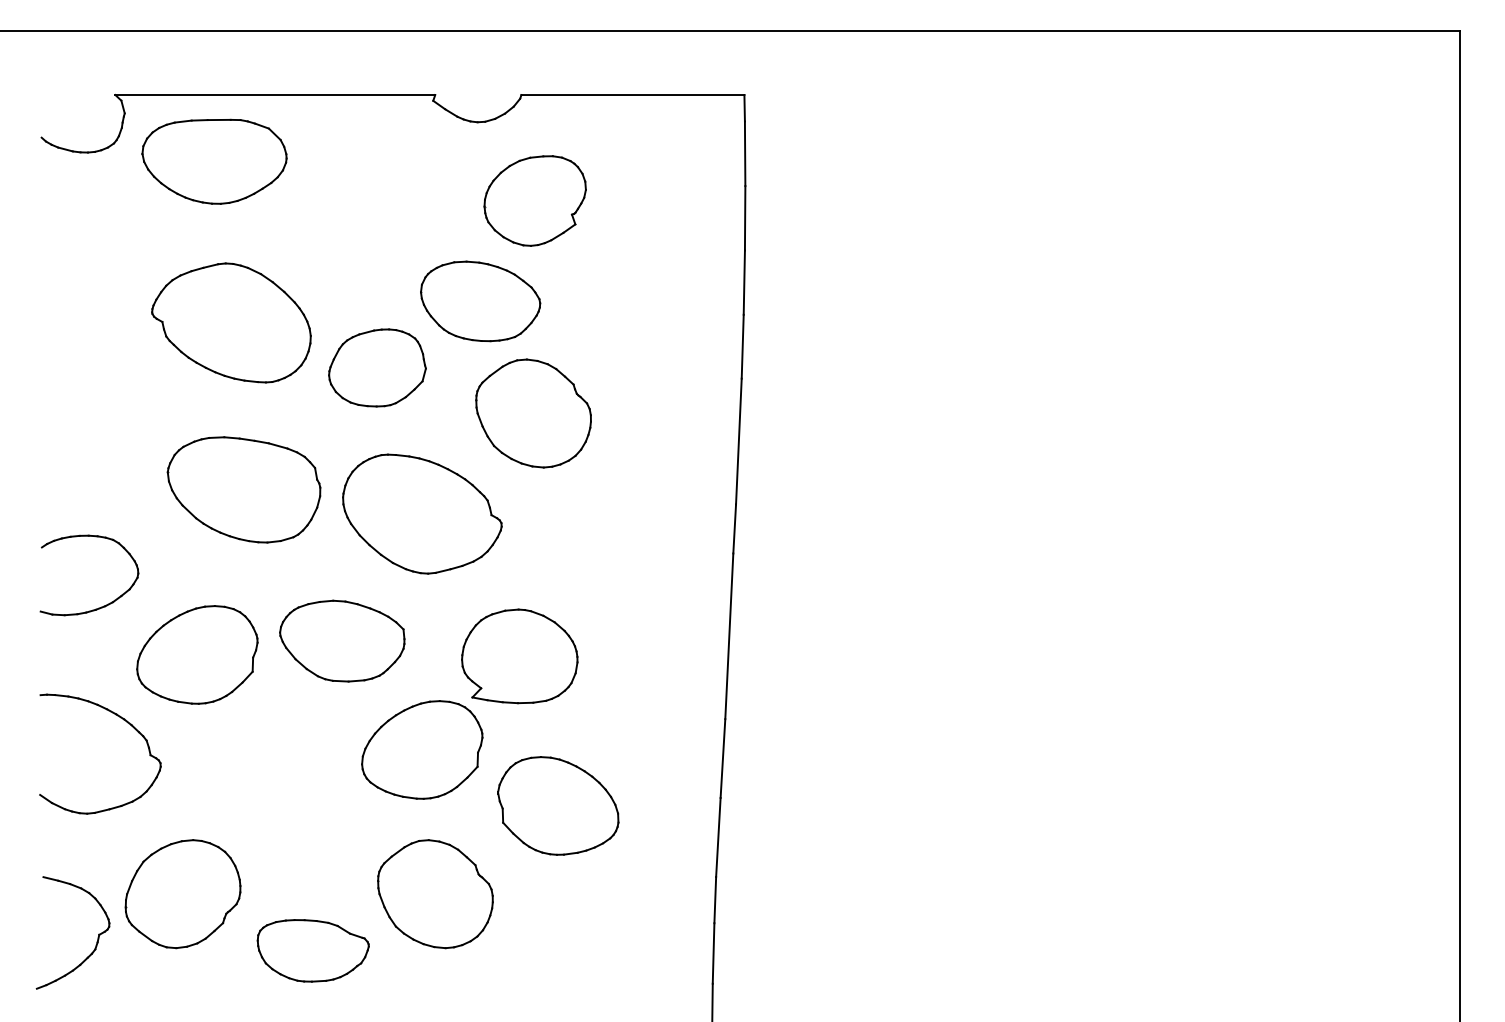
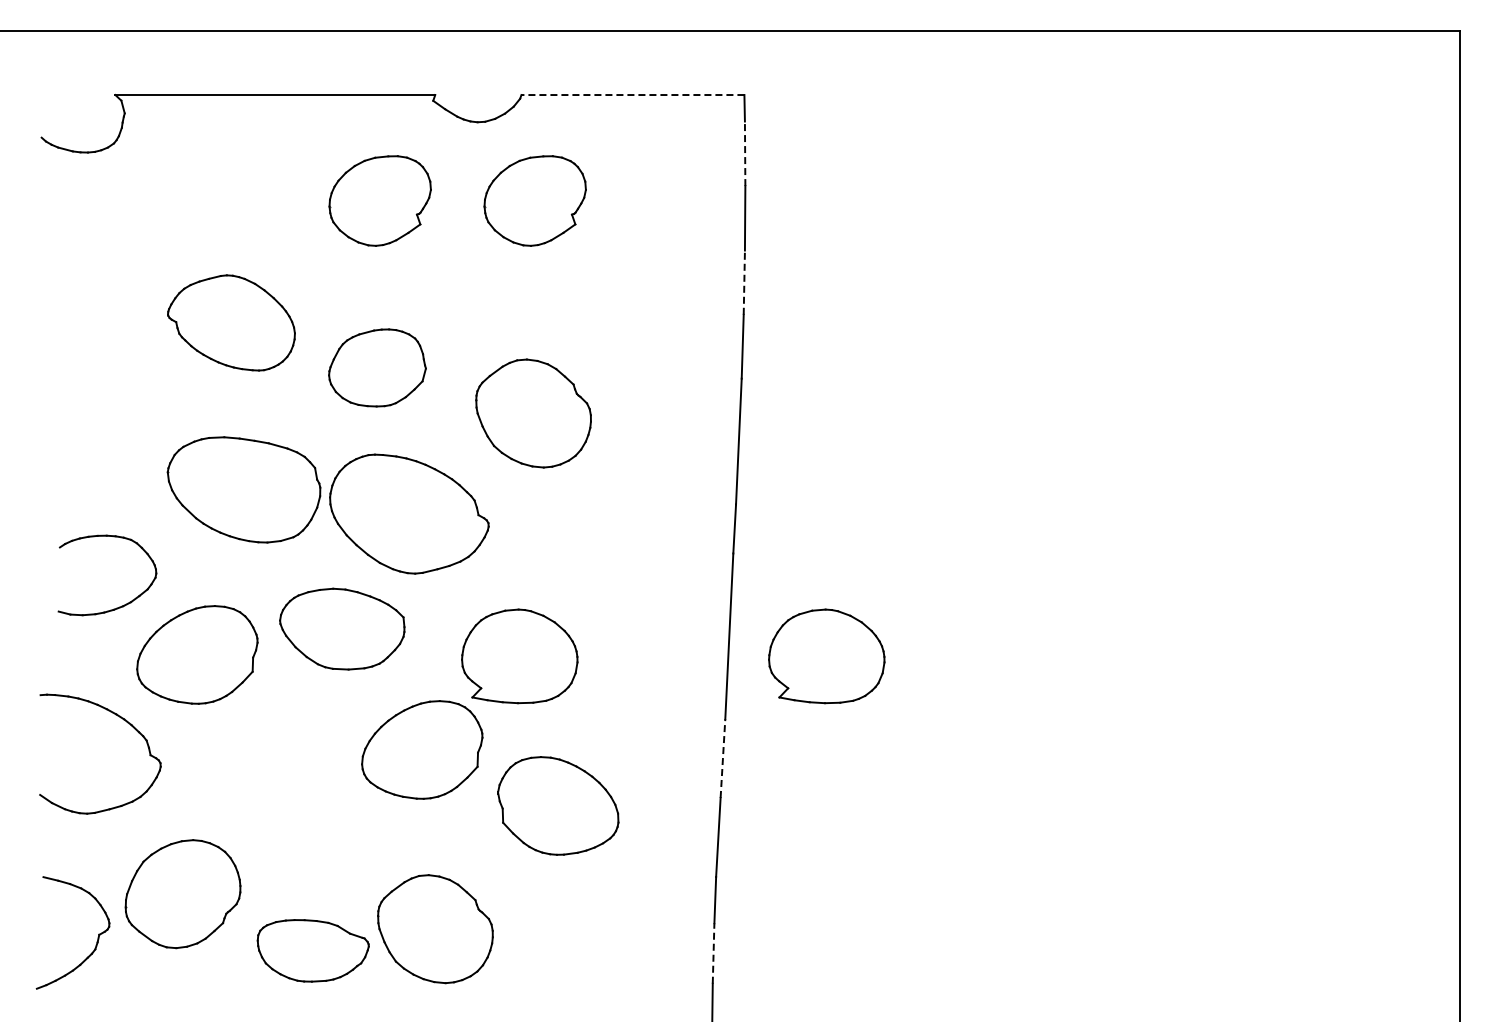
line: solid -> dashed (632, 95)
line: solid -> dashed (745, 153)
part: present -> none (214, 161)
part: none -> present (379, 200)
line: solid -> dashed (744, 282)
part: present -> none (480, 301)
part size: 161x122 px -> 129x98 px (231, 322)
part position: (422, 513) -> (409, 513) (409, 513)
part position: (103, 605) -> (121, 605) (121, 605)
part position: (342, 640) -> (342, 628) (342, 628)
part: none -> present (826, 656)
line: solid -> dashed (722, 758)
part position: (435, 894) -> (435, 929) (435, 929)
line: solid -> dashed (713, 952)
